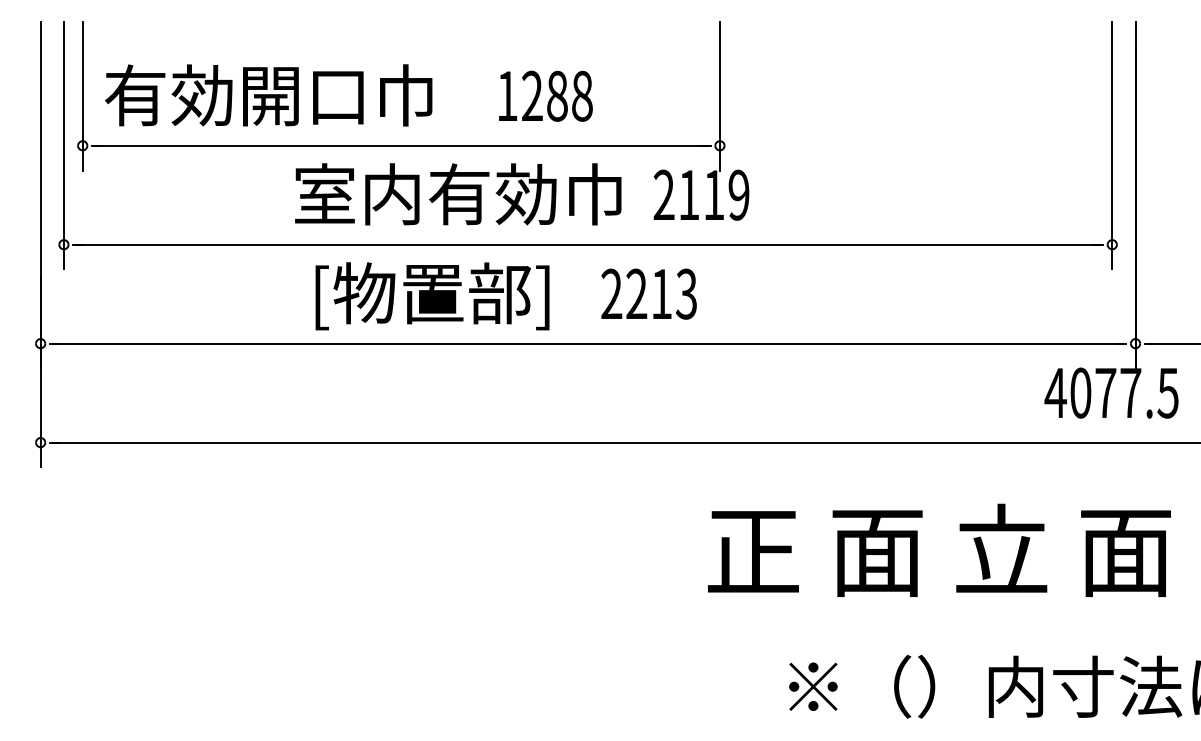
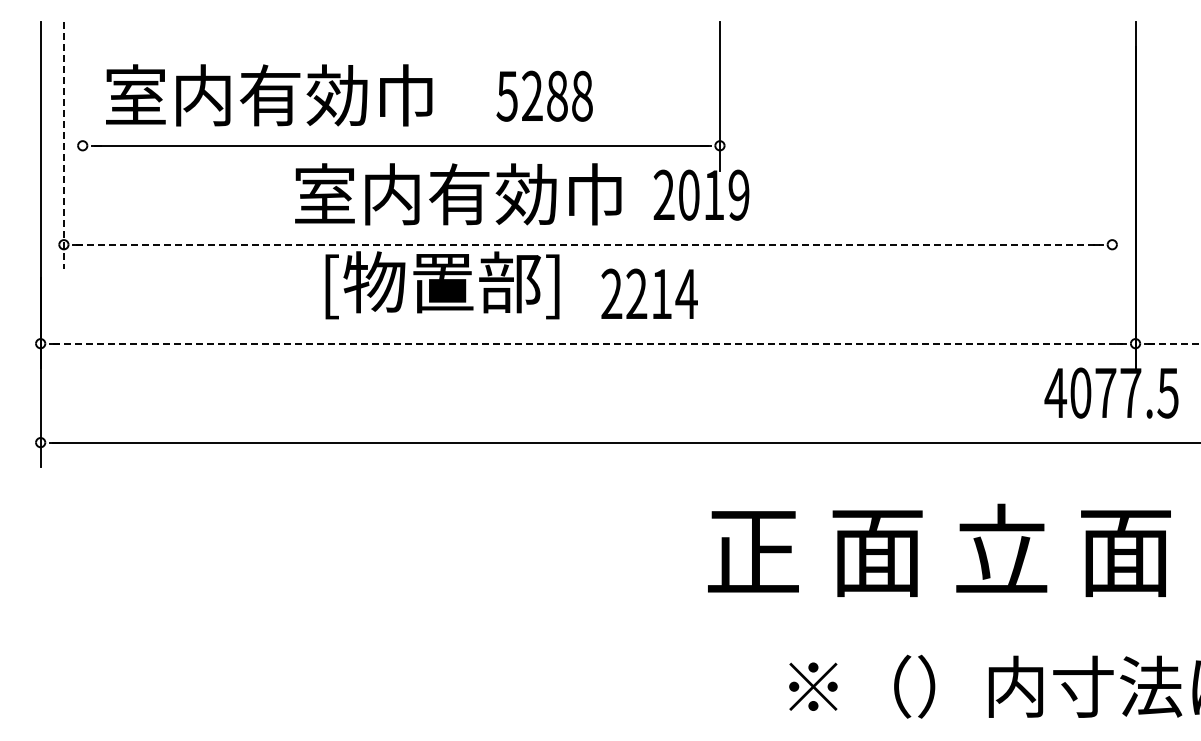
text: 有効開口巾 -> 室内有効巾 (236, 95)
line: present -> none (82, 96)
text: 1288 -> 5288 (506, 96)
line: solid -> dashed (63, 145)
line: present -> none (1112, 145)
text: 2119 -> 2019 (689, 194)
line: solid -> dashed (588, 244)
text: 2213 -> 2214 (686, 293)
text position: (432, 296) -> (442, 285) (442, 285)
line: solid -> dashed (588, 343)
line: solid -> dashed (1174, 343)
